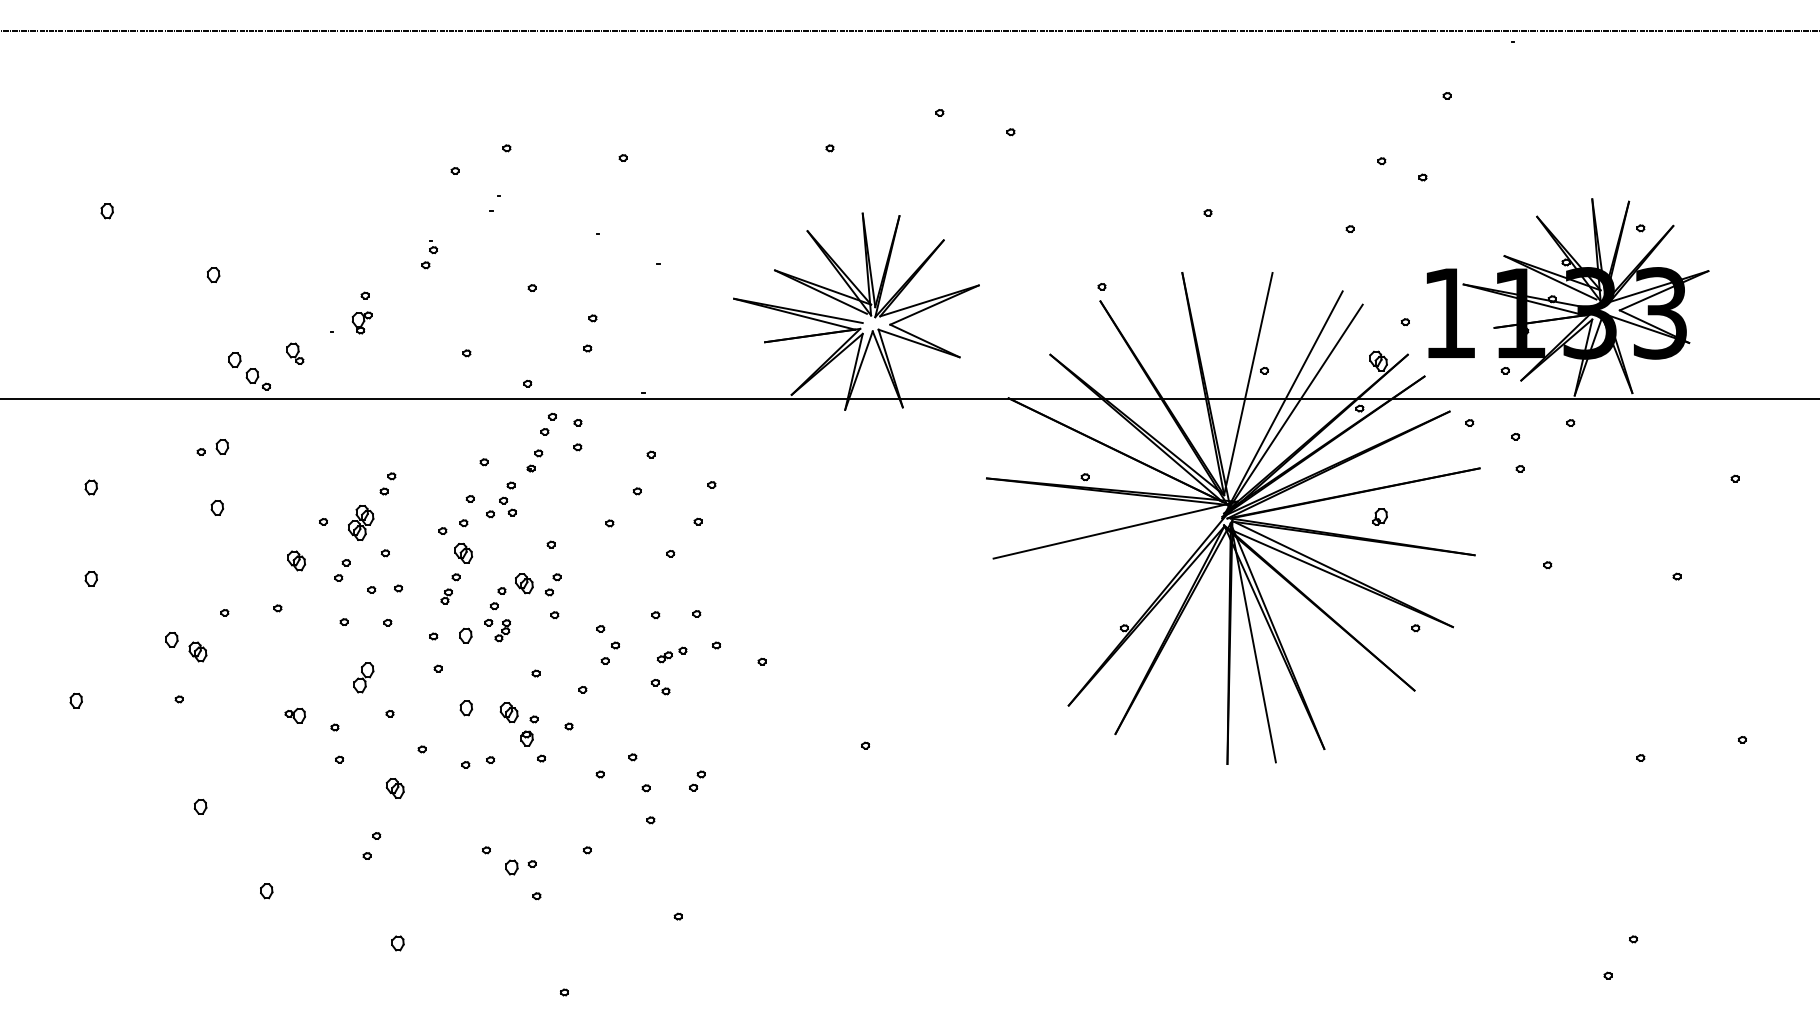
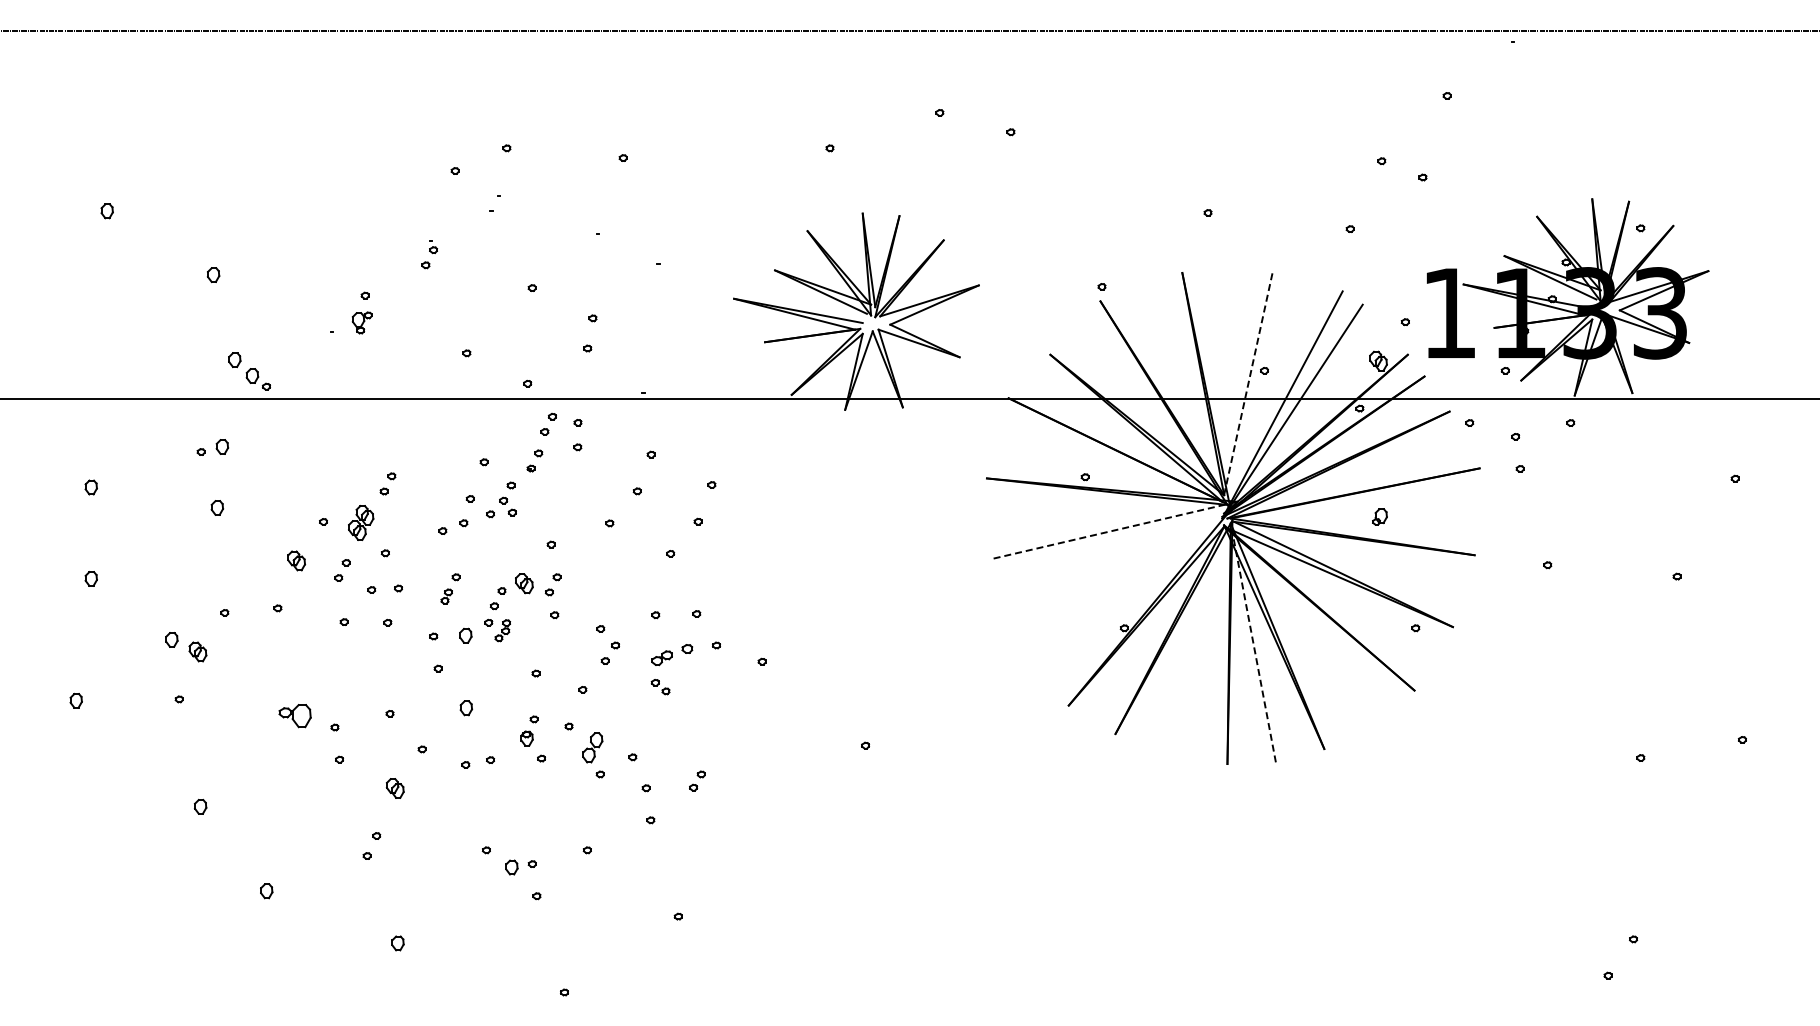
part: present -> none (295, 353)
line: solid -> dashed (1248, 384)
line: solid -> dashed (1116, 530)
part: present -> none (463, 552)
line: solid -> dashed (1253, 642)
part size: 32x18 px -> 43x23 px (672, 655)
part position: (363, 677) -> (592, 747) (592, 747)
part: present -> none (508, 712)
part size: 23x17 px -> 34x25 px (294, 716)
